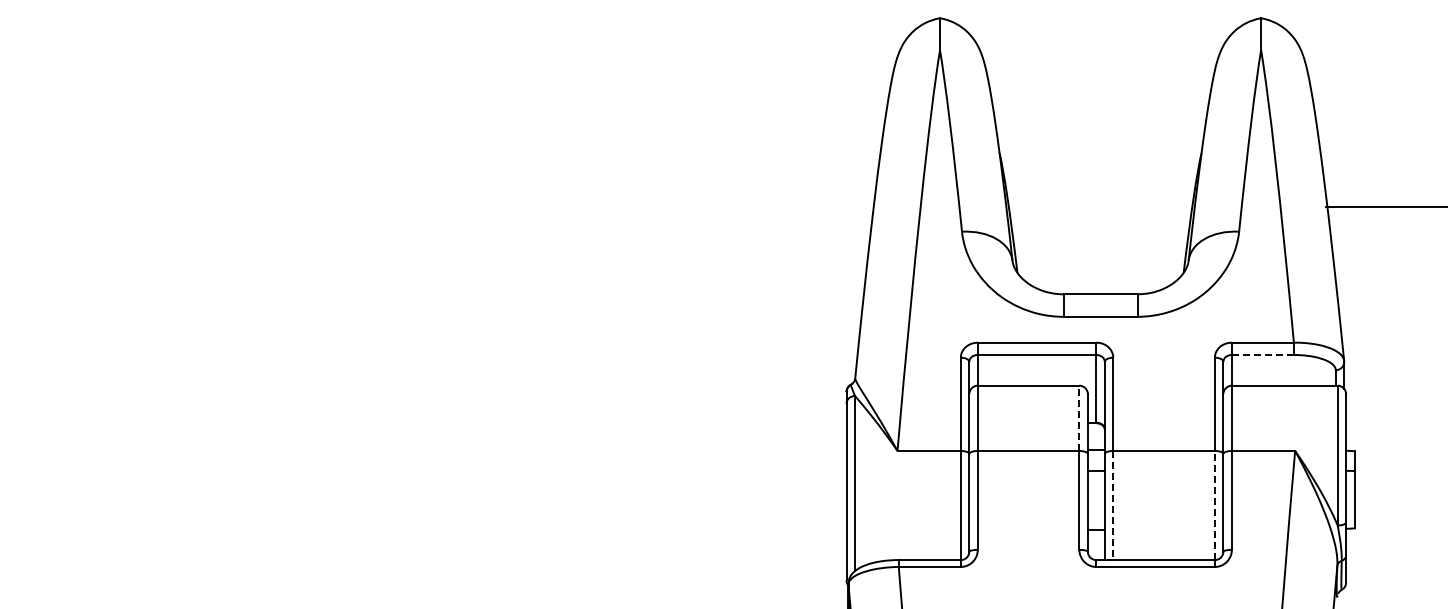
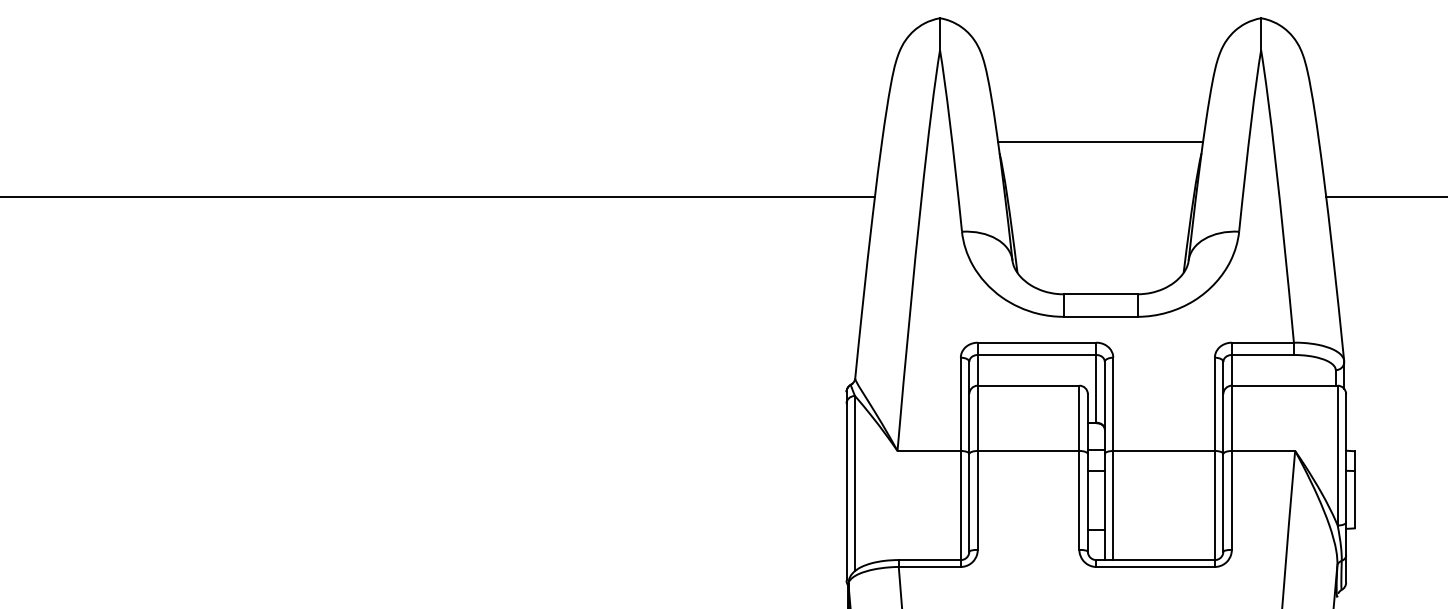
line: none -> present (1100, 142)
line: none -> present (438, 197)
line position: (1385, 207) -> (1385, 197) (1385, 197)
line: dashed -> solid (1263, 355)
line: dashed -> solid (1079, 418)
line: dashed -> solid (1113, 505)
line: dashed -> solid (1214, 505)
